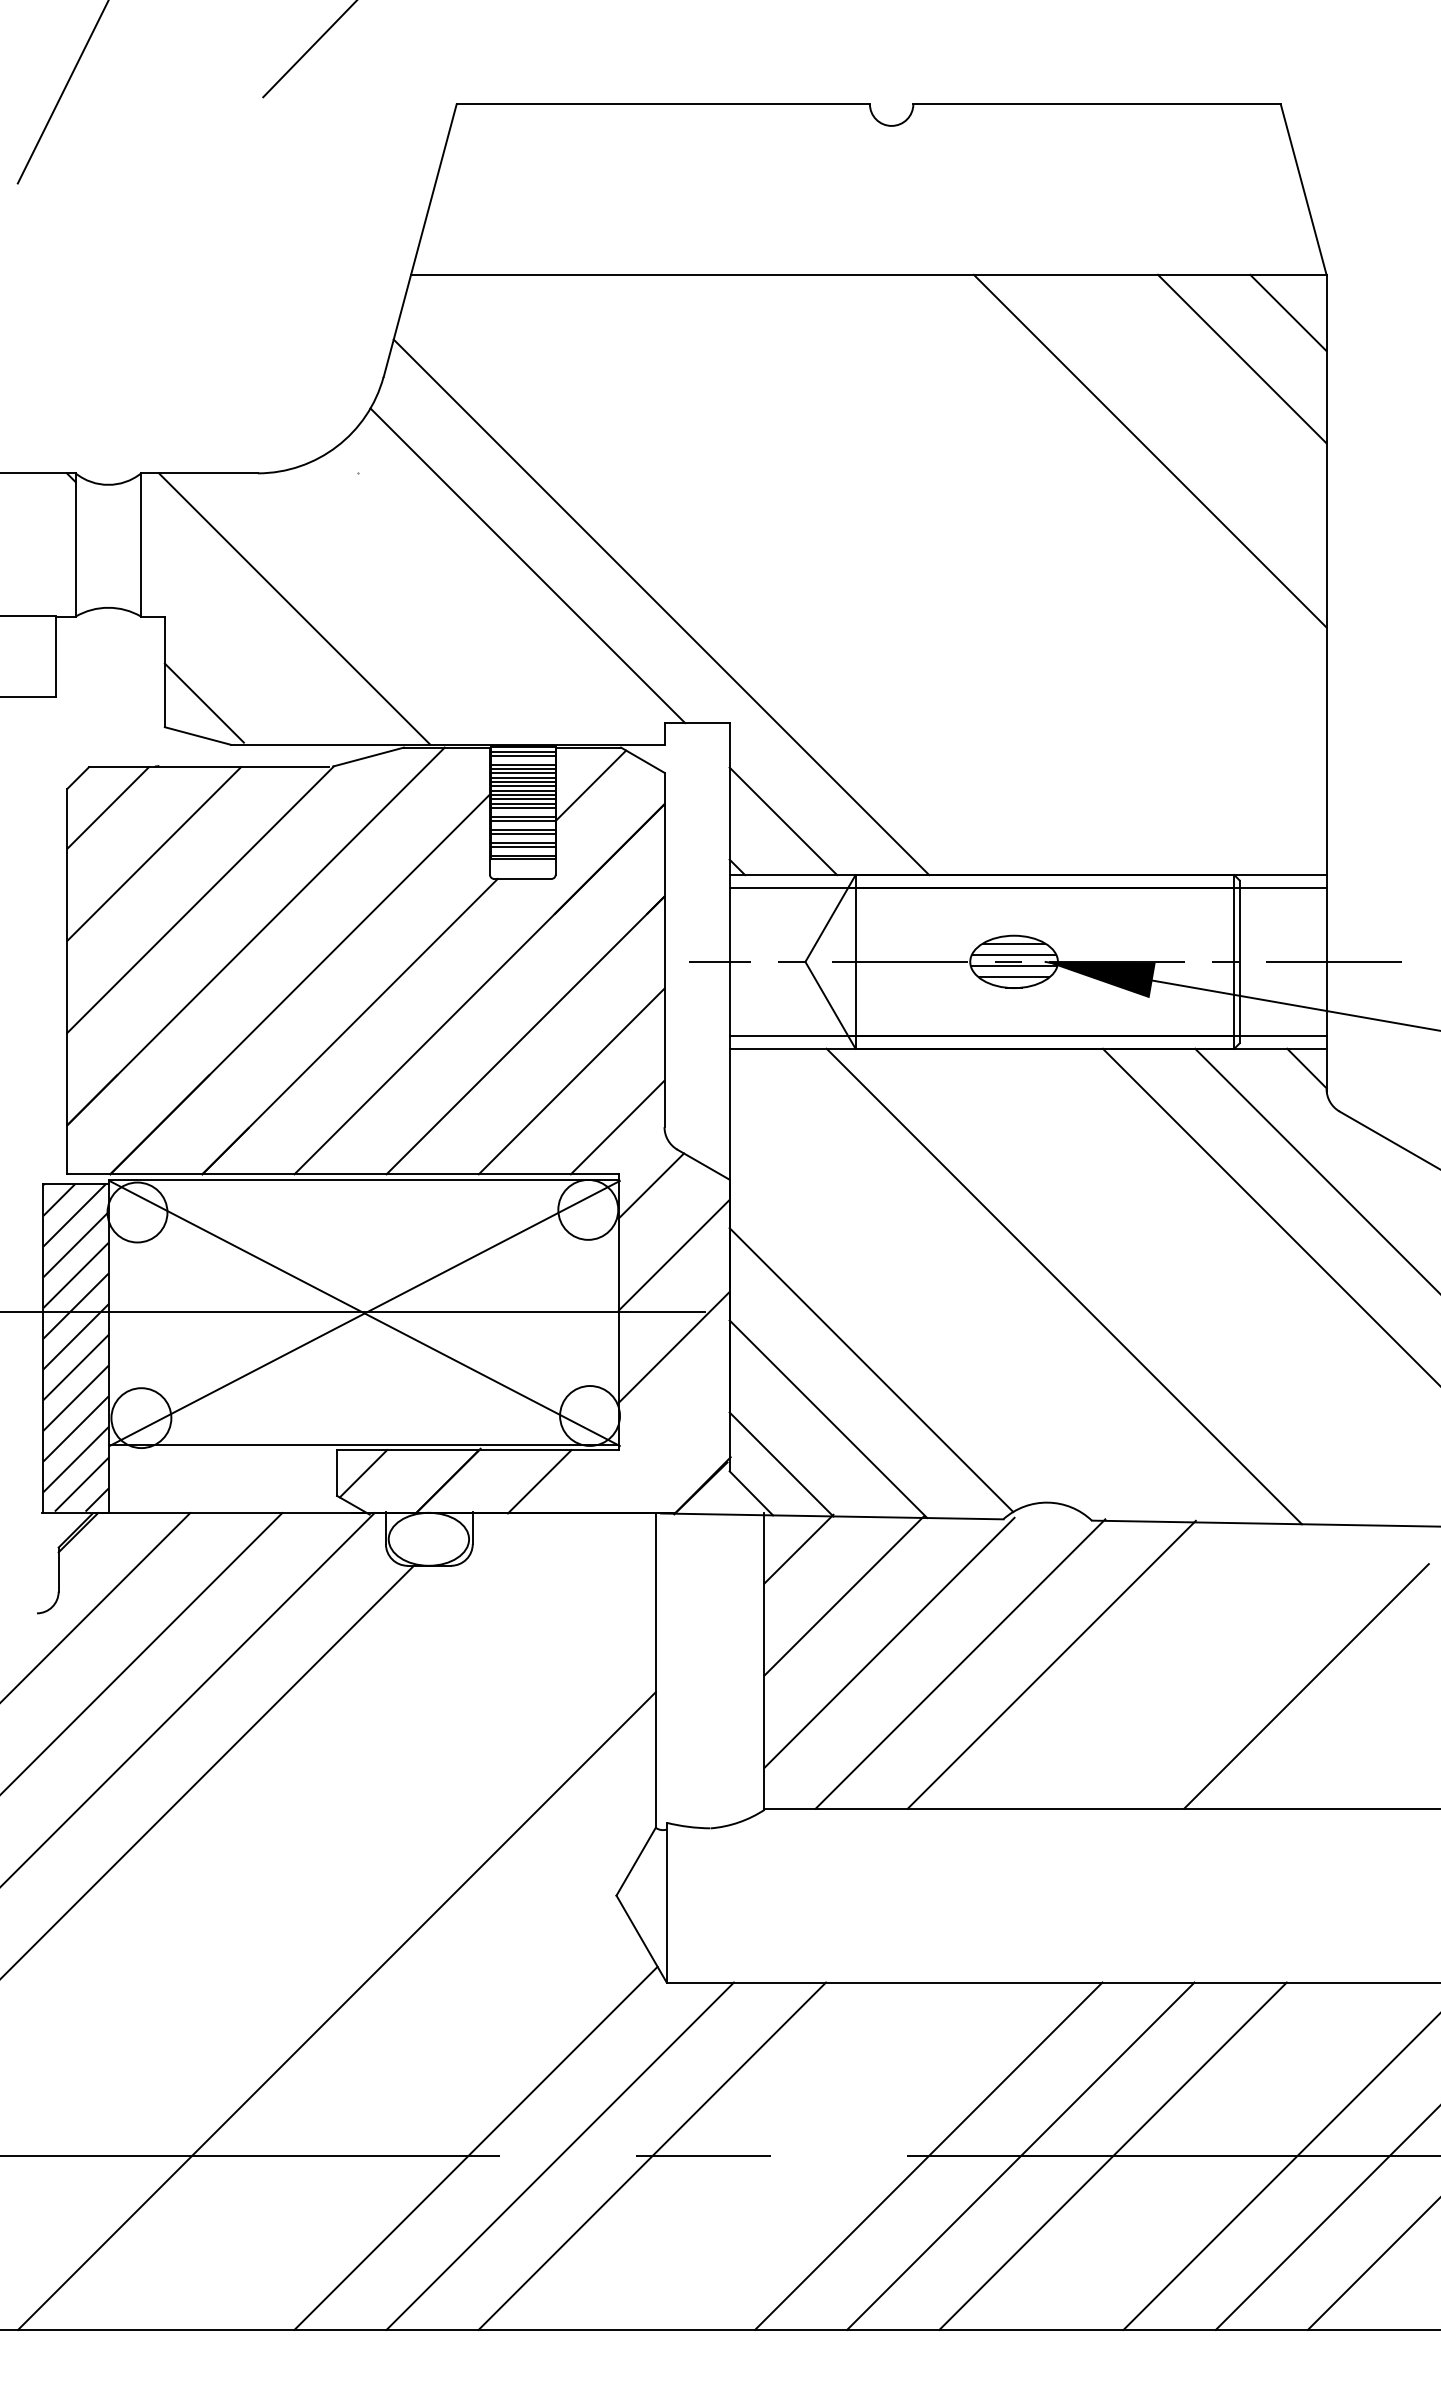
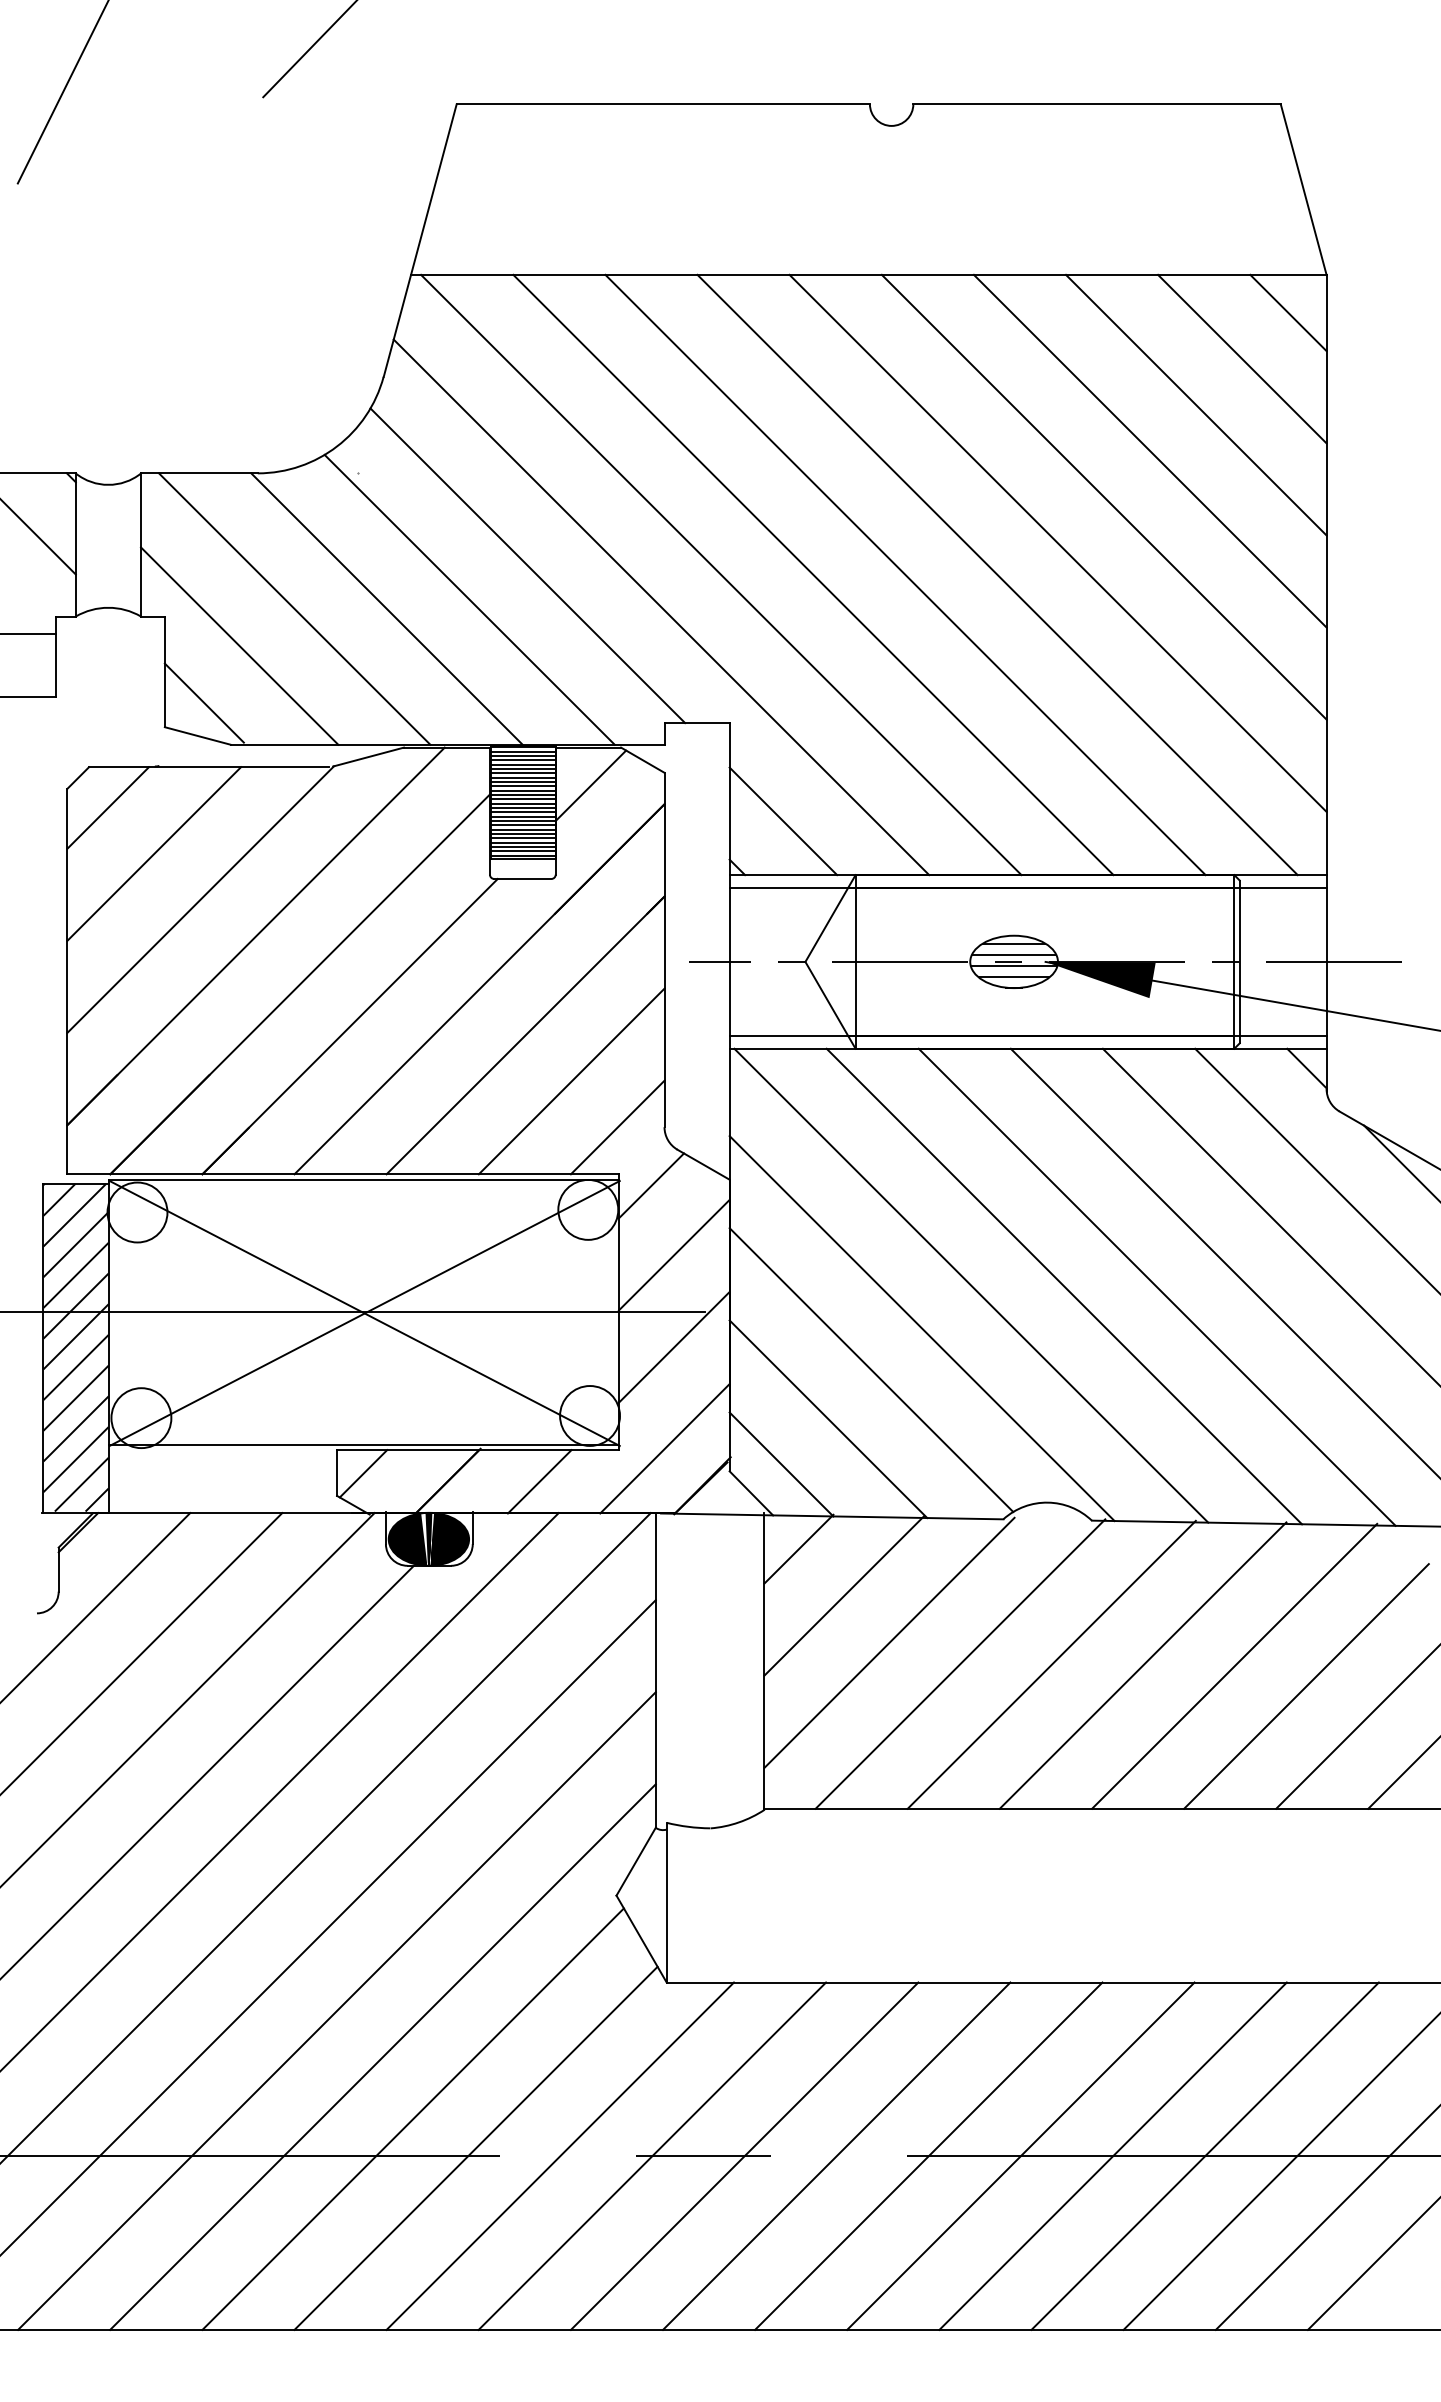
line: none -> present (1196, 404)
line: none -> present (1103, 496)
line: none -> present (38, 537)
line: none -> present (1057, 542)
line: none -> present (721, 574)
line: none -> present (813, 574)
line: none -> present (905, 574)
line: none -> present (997, 574)
line: none -> present (469, 599)
line: none -> present (386, 608)
line position: (29, 615) -> (29, 633) (29, 633)
line: none -> present (239, 645)
line: none -> present (522, 760)
line: none -> present (522, 812)
line: none -> present (522, 825)
line: none -> present (522, 838)
line: none -> present (522, 851)
line: none -> present (1400, 1162)
line: none -> present (1223, 1261)
line: none -> present (971, 1285)
line: none -> present (1156, 1286)
line: none -> present (921, 1328)
line: none -> present (664, 1448)
fill: none -> present (428, 1538)
line: none -> present (1142, 1665)
line: none -> present (1234, 1665)
line: none -> present (1356, 1727)
line: none -> present (1402, 1773)
line: none -> present (280, 1791)
line: none -> present (326, 1837)
line: none -> present (328, 1926)
line: none -> present (382, 2056)
line: none -> present (412, 2118)
line: none -> present (744, 2155)
line: none -> present (836, 2155)
line: none -> present (1204, 2155)
